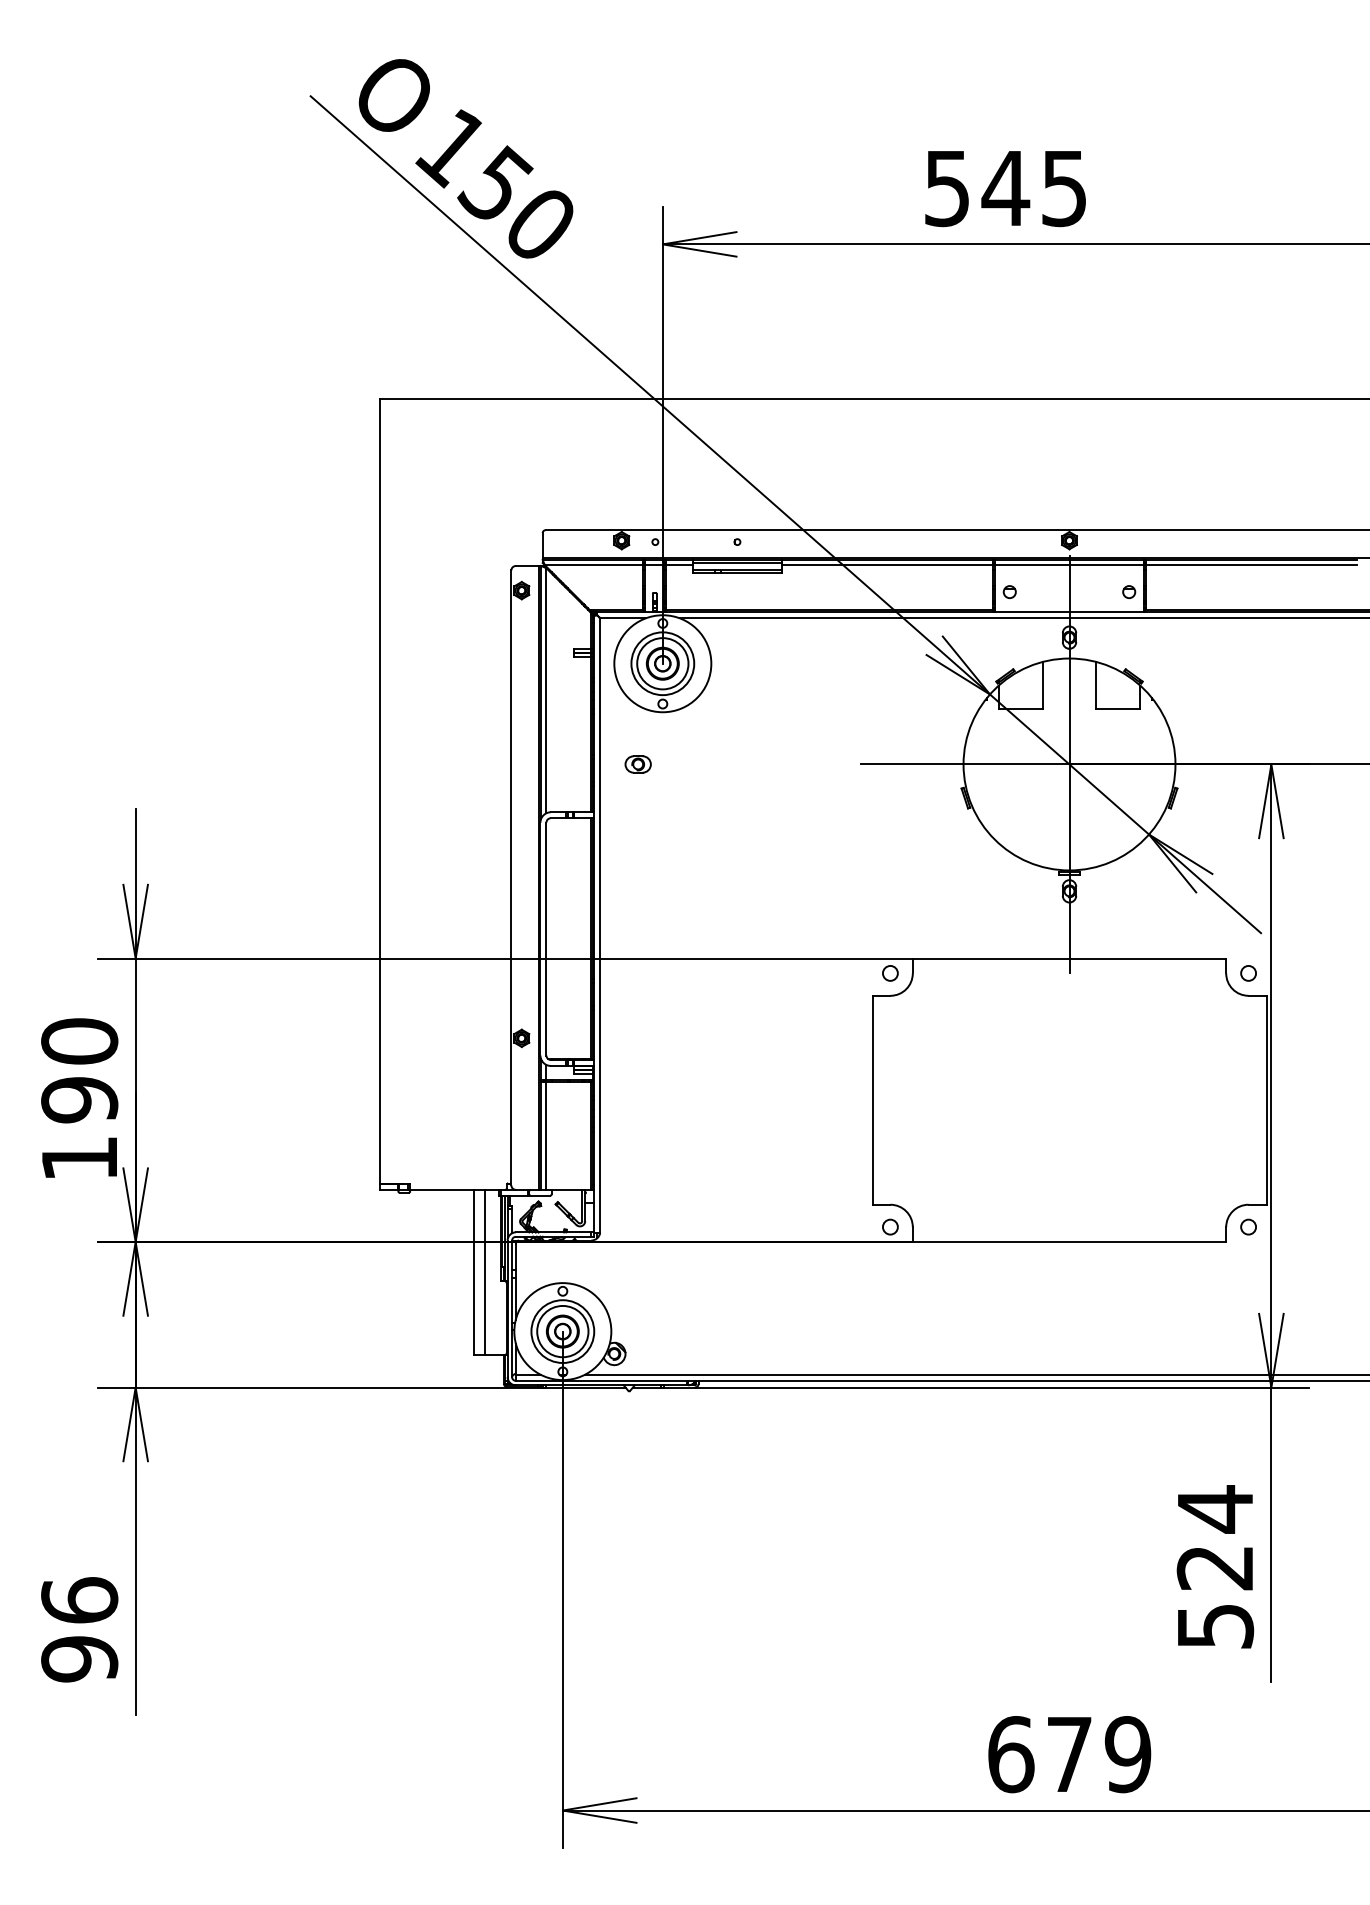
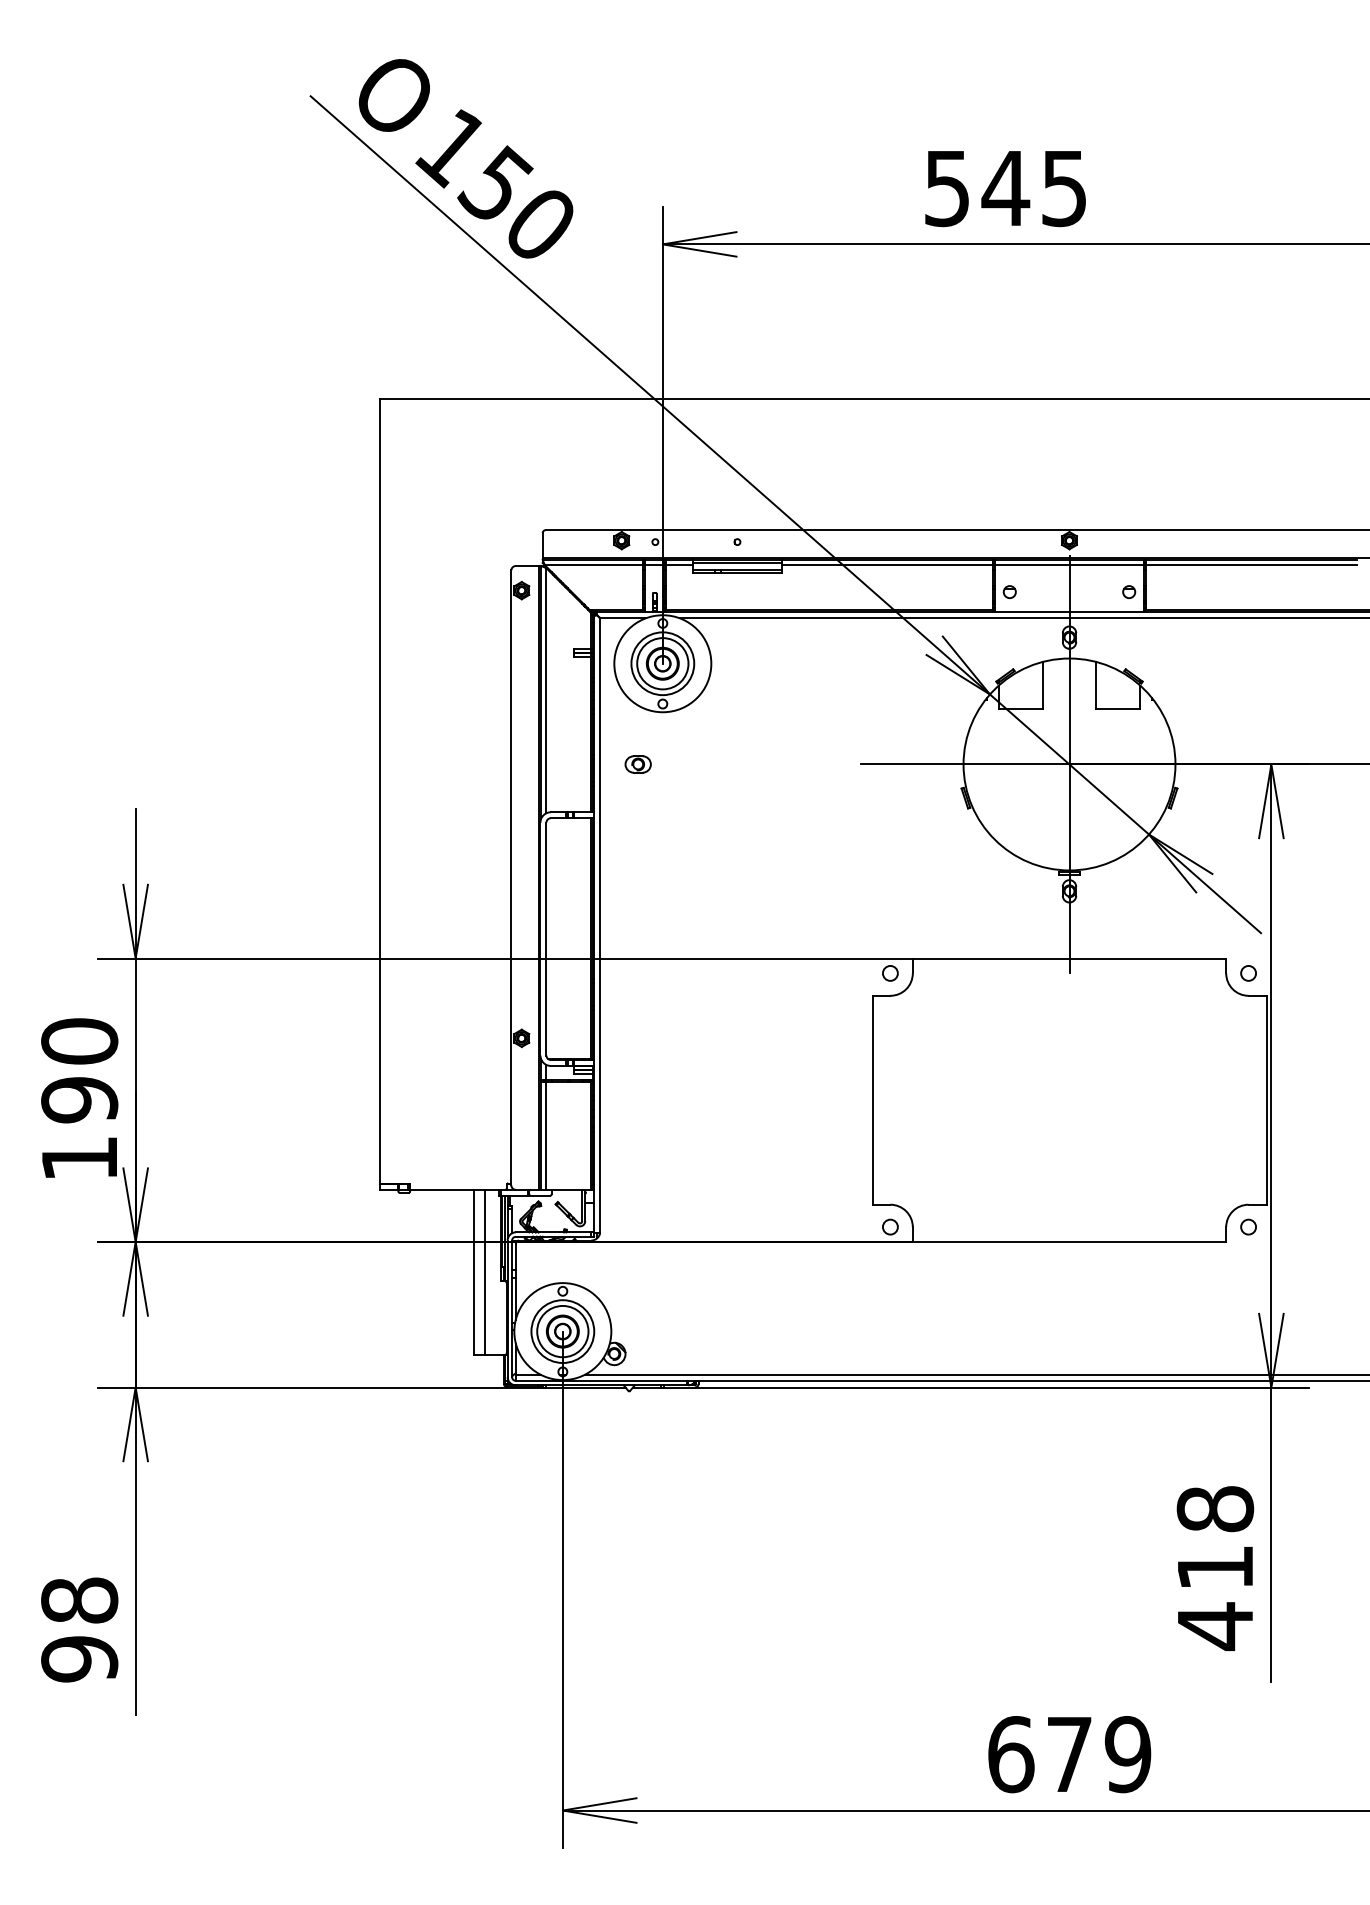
text: 524 -> 418 (1215, 1568)
text: 96 -> 98 (79, 1600)
